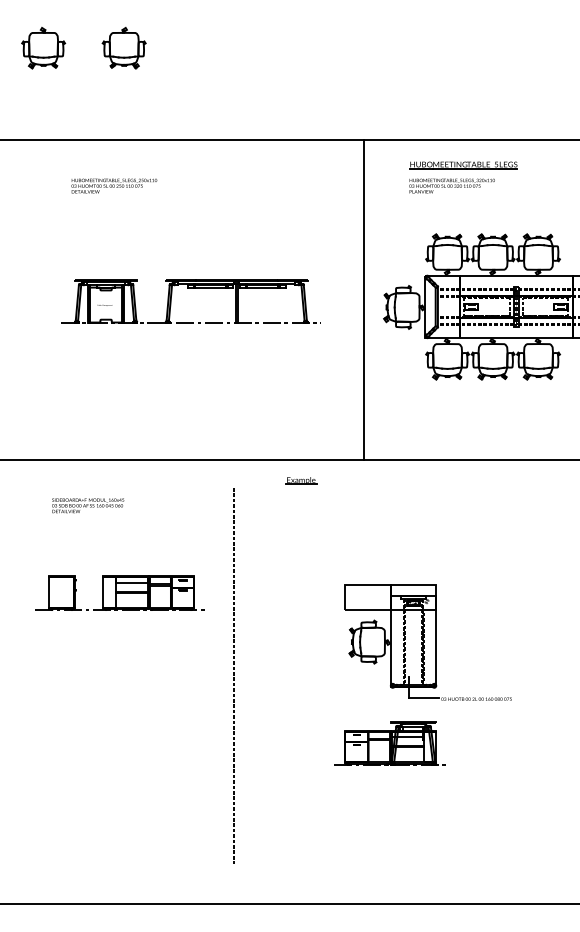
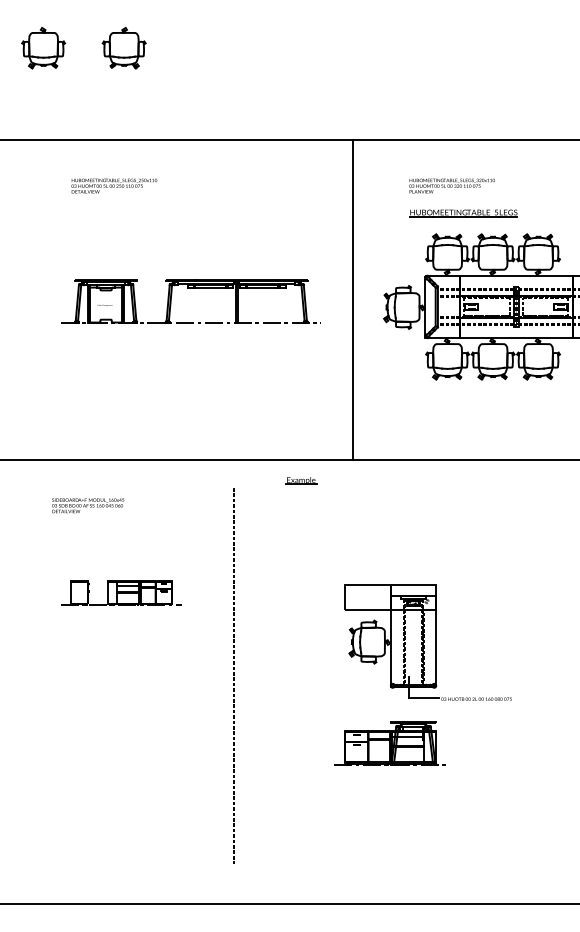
part position: (463, 165) -> (463, 213) (463, 213)
line position: (363, 299) -> (352, 299) (352, 299)
part size: 170x36 px -> 121x26 px (121, 592)
